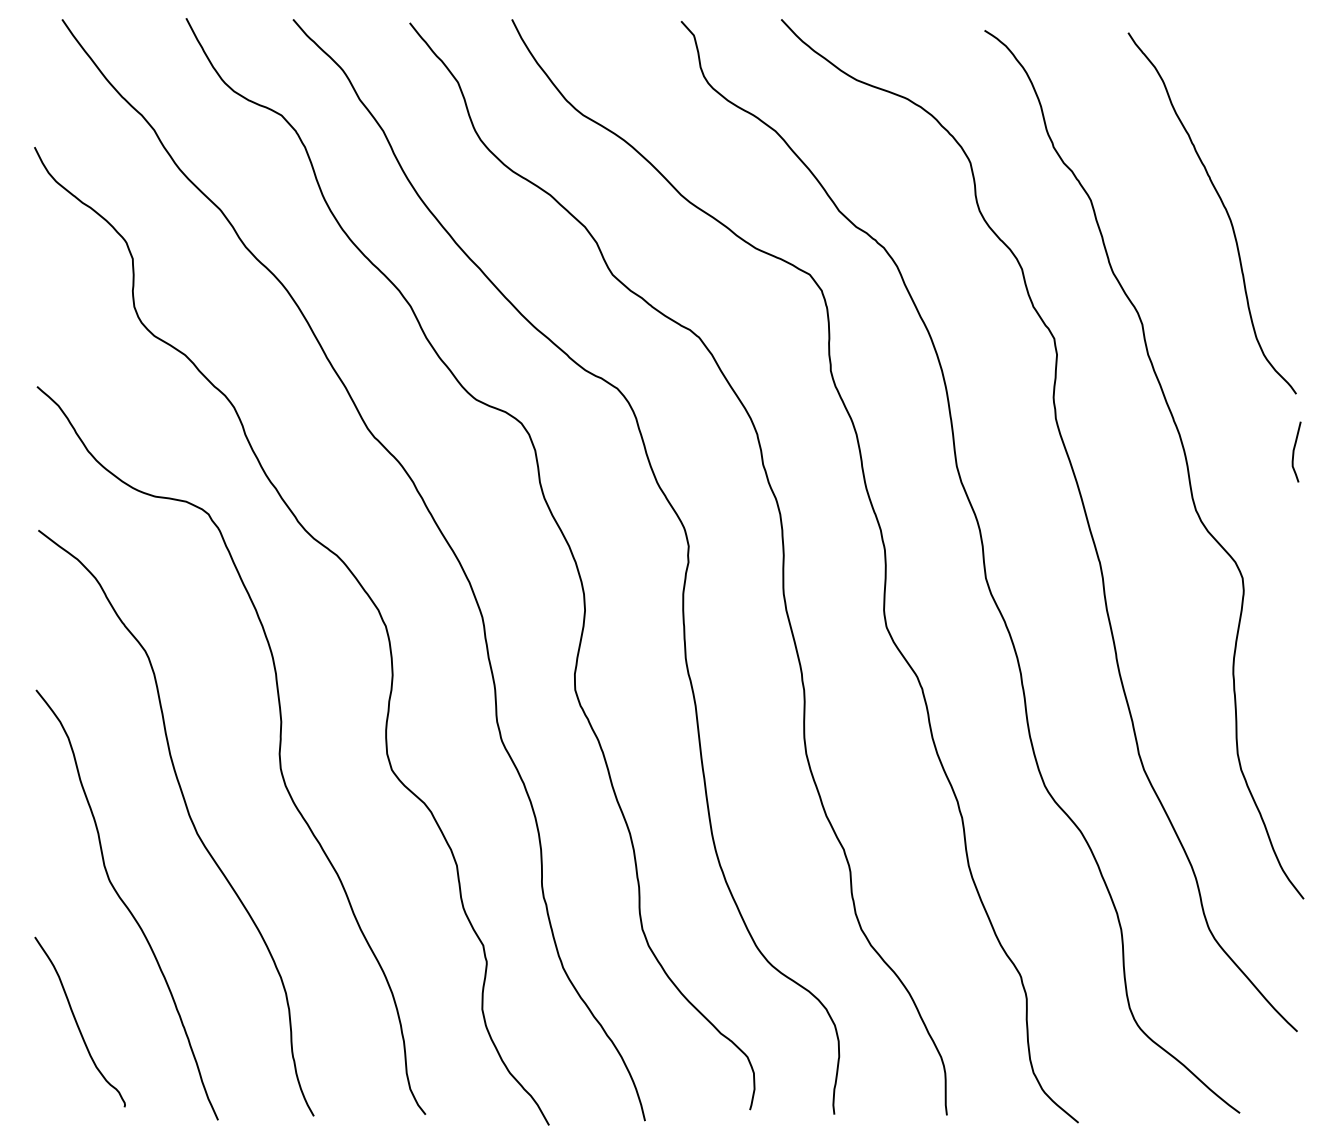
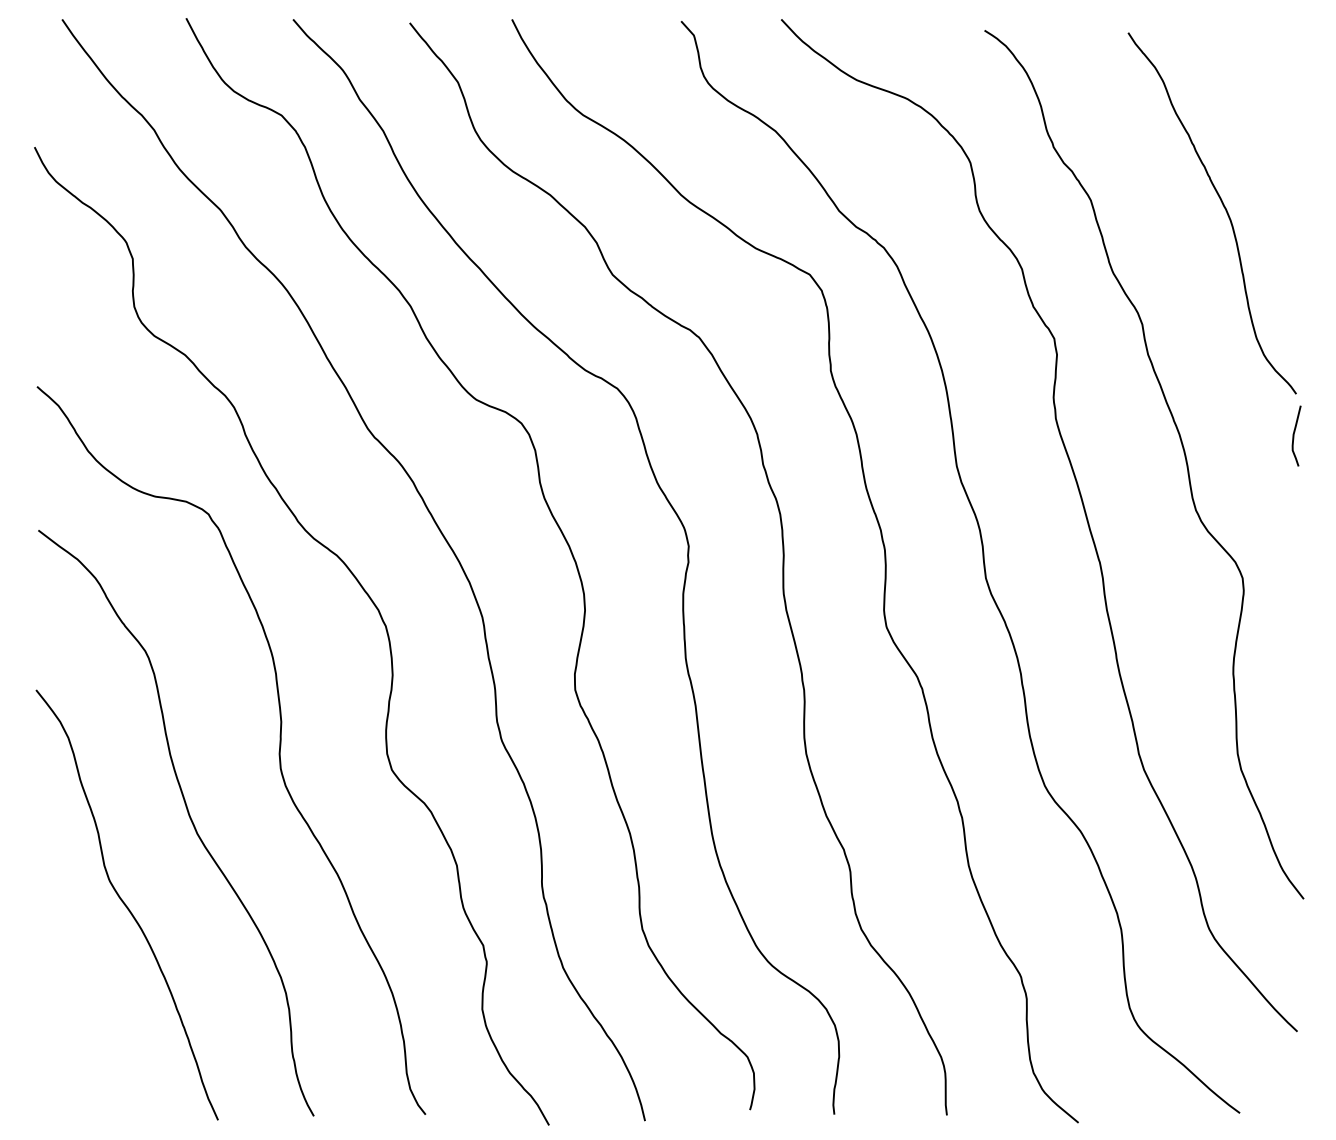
curve position: (1294, 451) -> (1294, 435) (1294, 435)
curve: present -> none (77, 1021)
